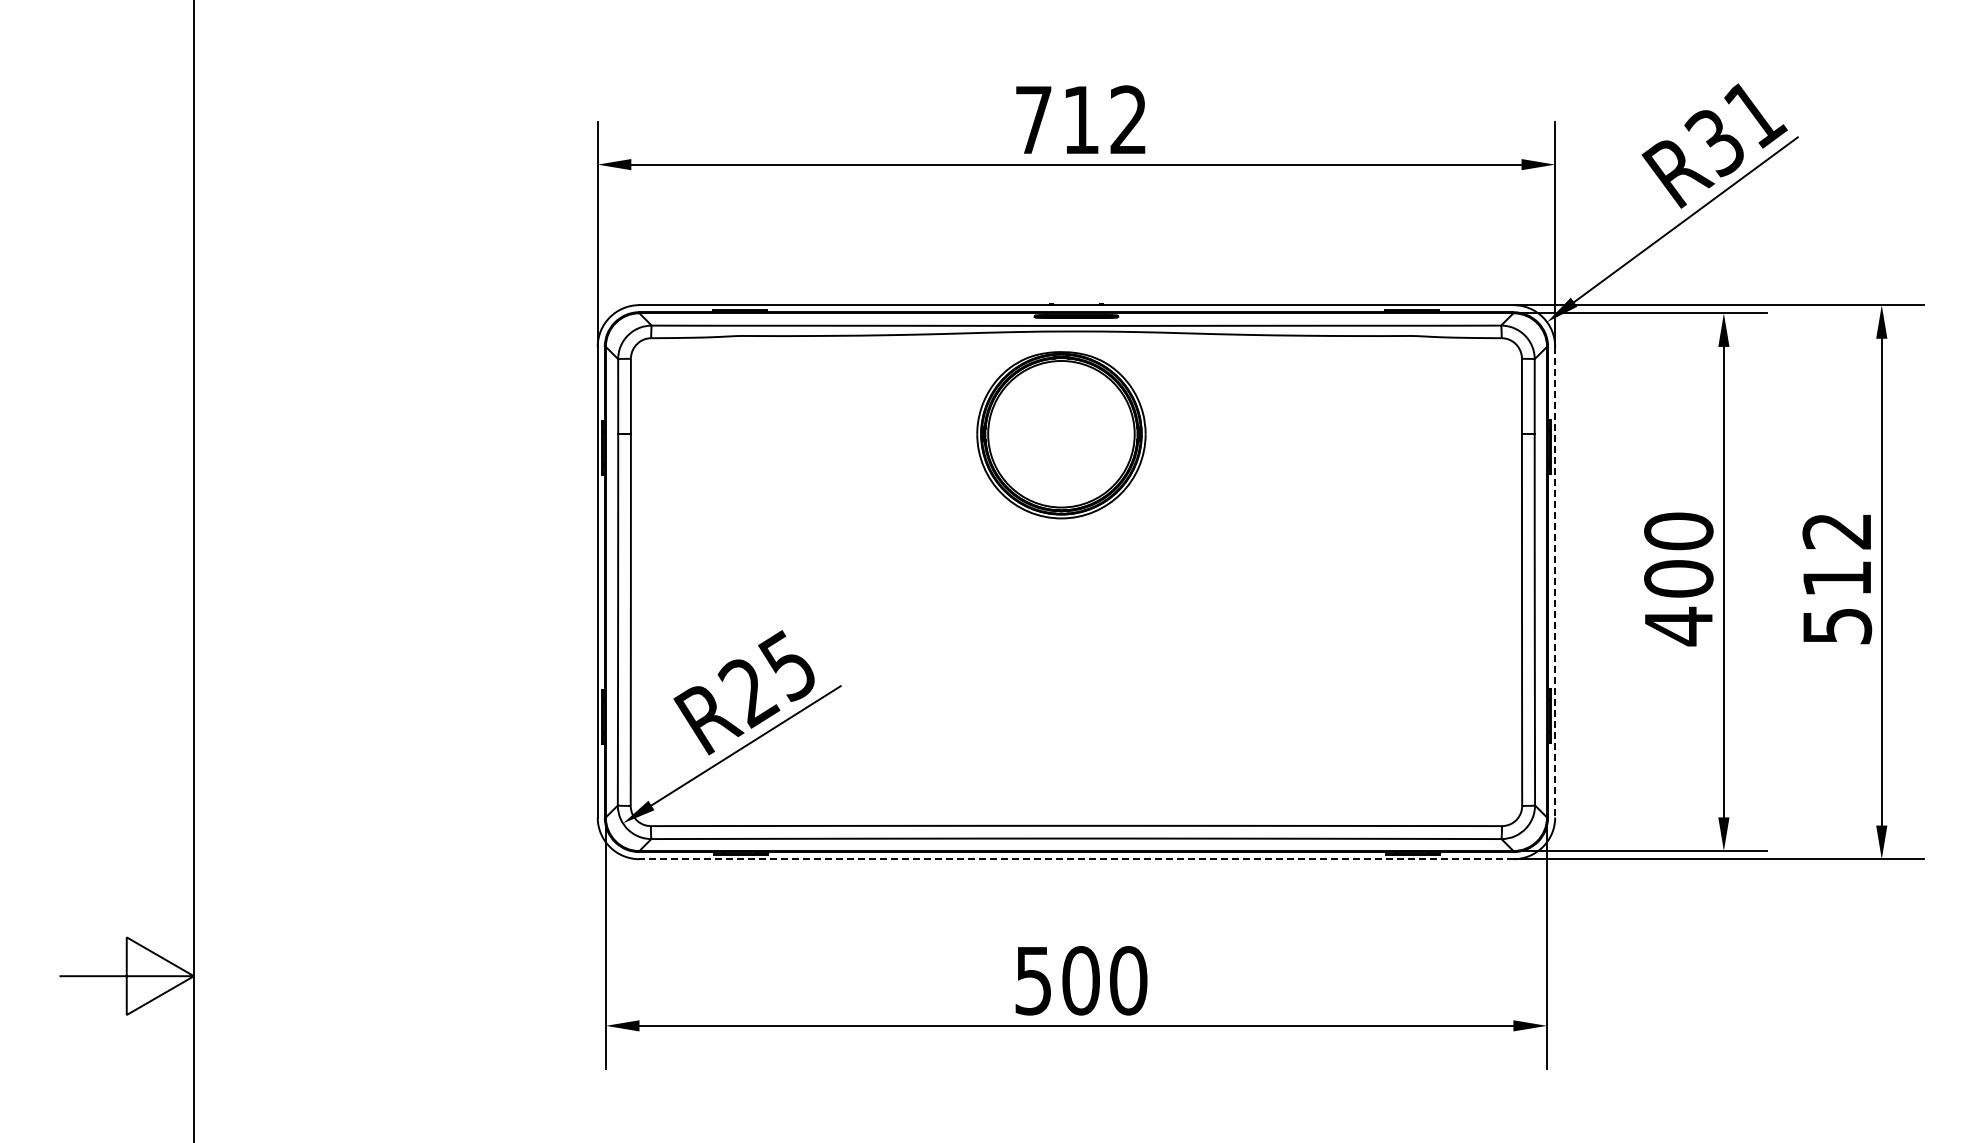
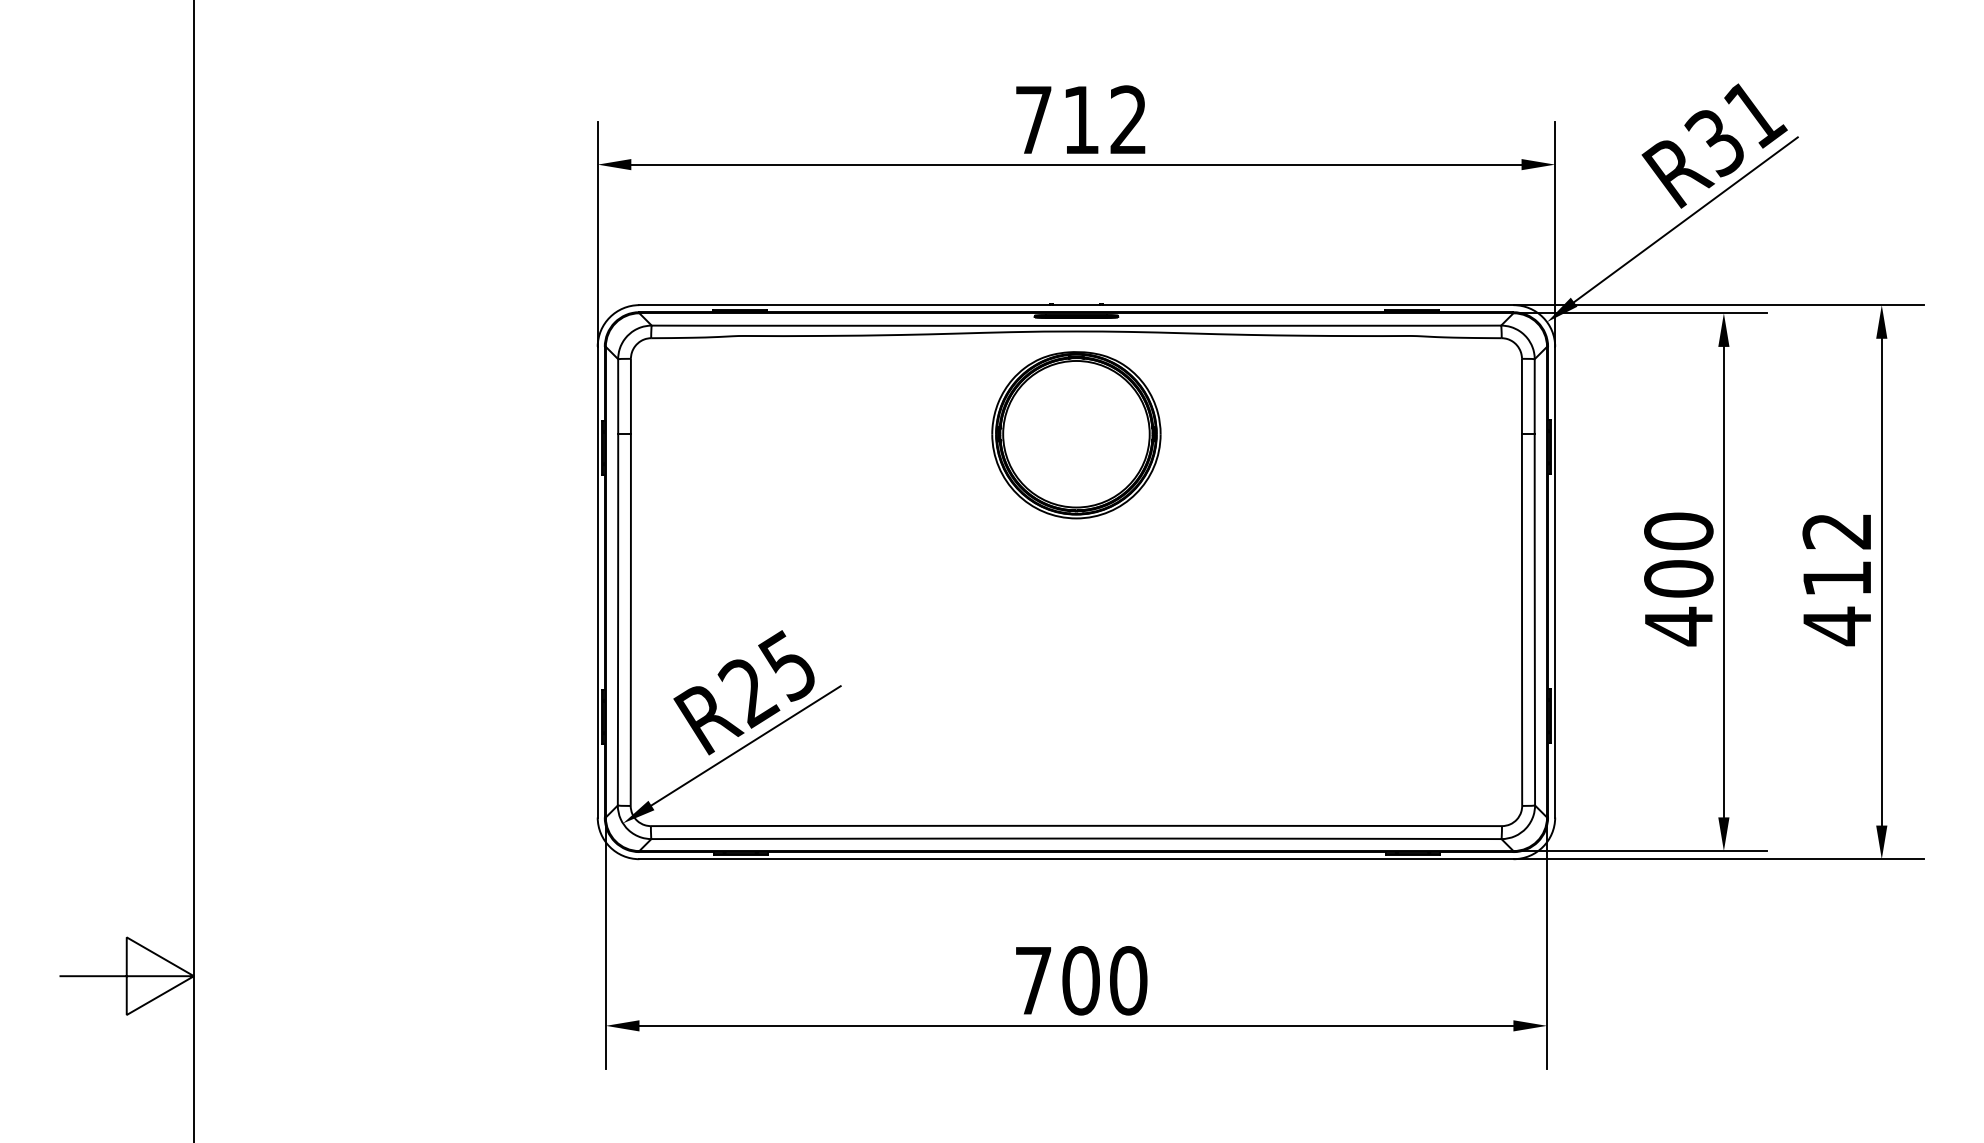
part position: (1061, 435) -> (1076, 435) (1076, 435)
line: dashed -> solid (1555, 582)
text: 512 -> 412 (1837, 626)
line: dashed -> solid (1075, 859)
text: 500 -> 700 (1033, 981)
